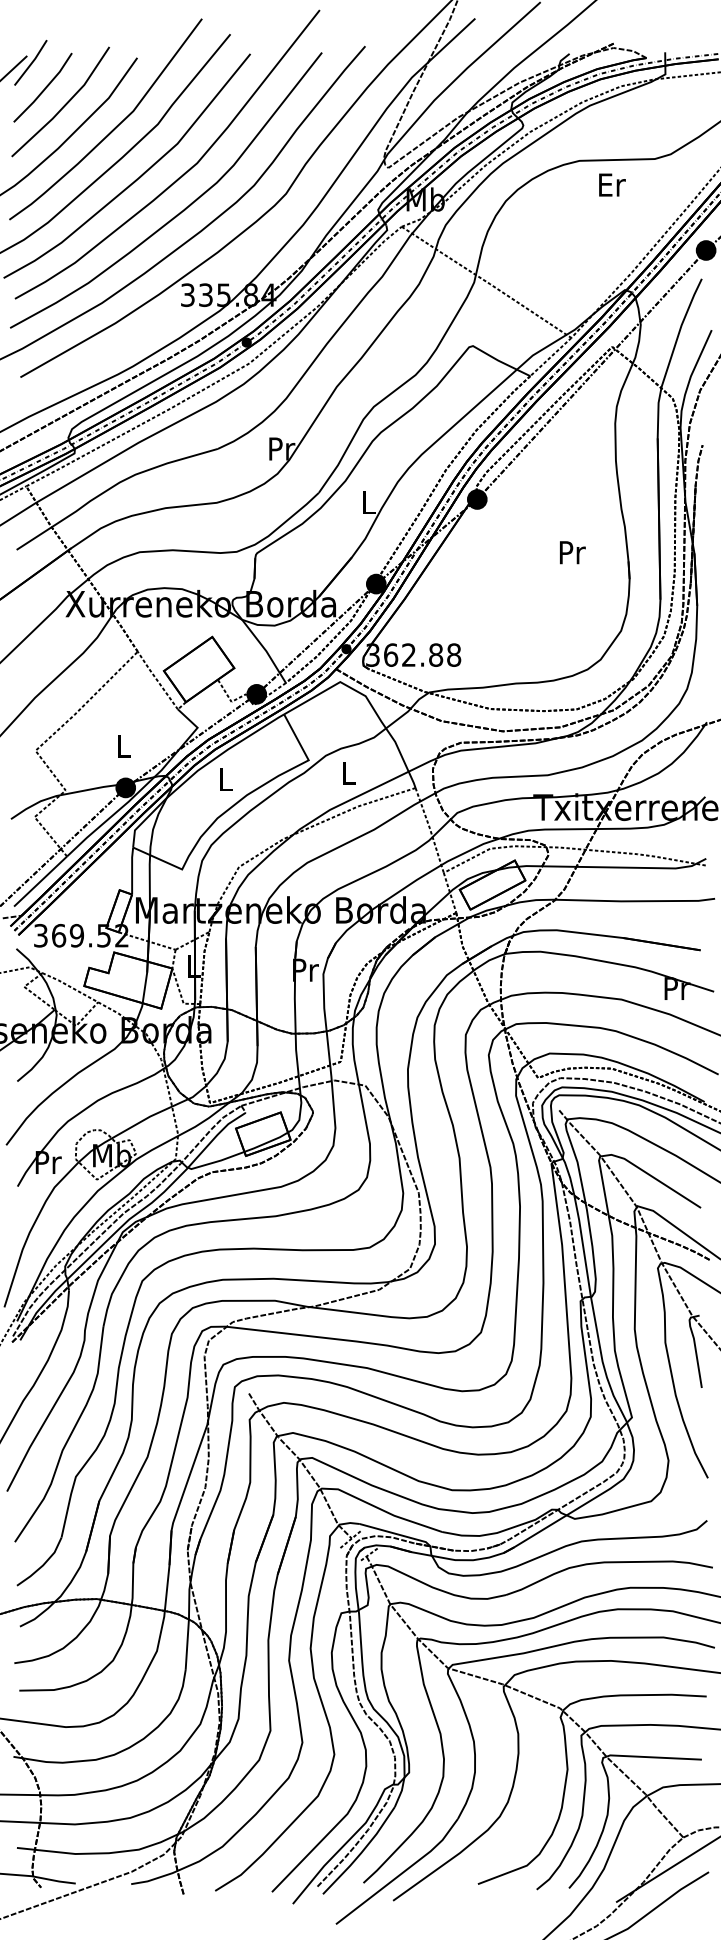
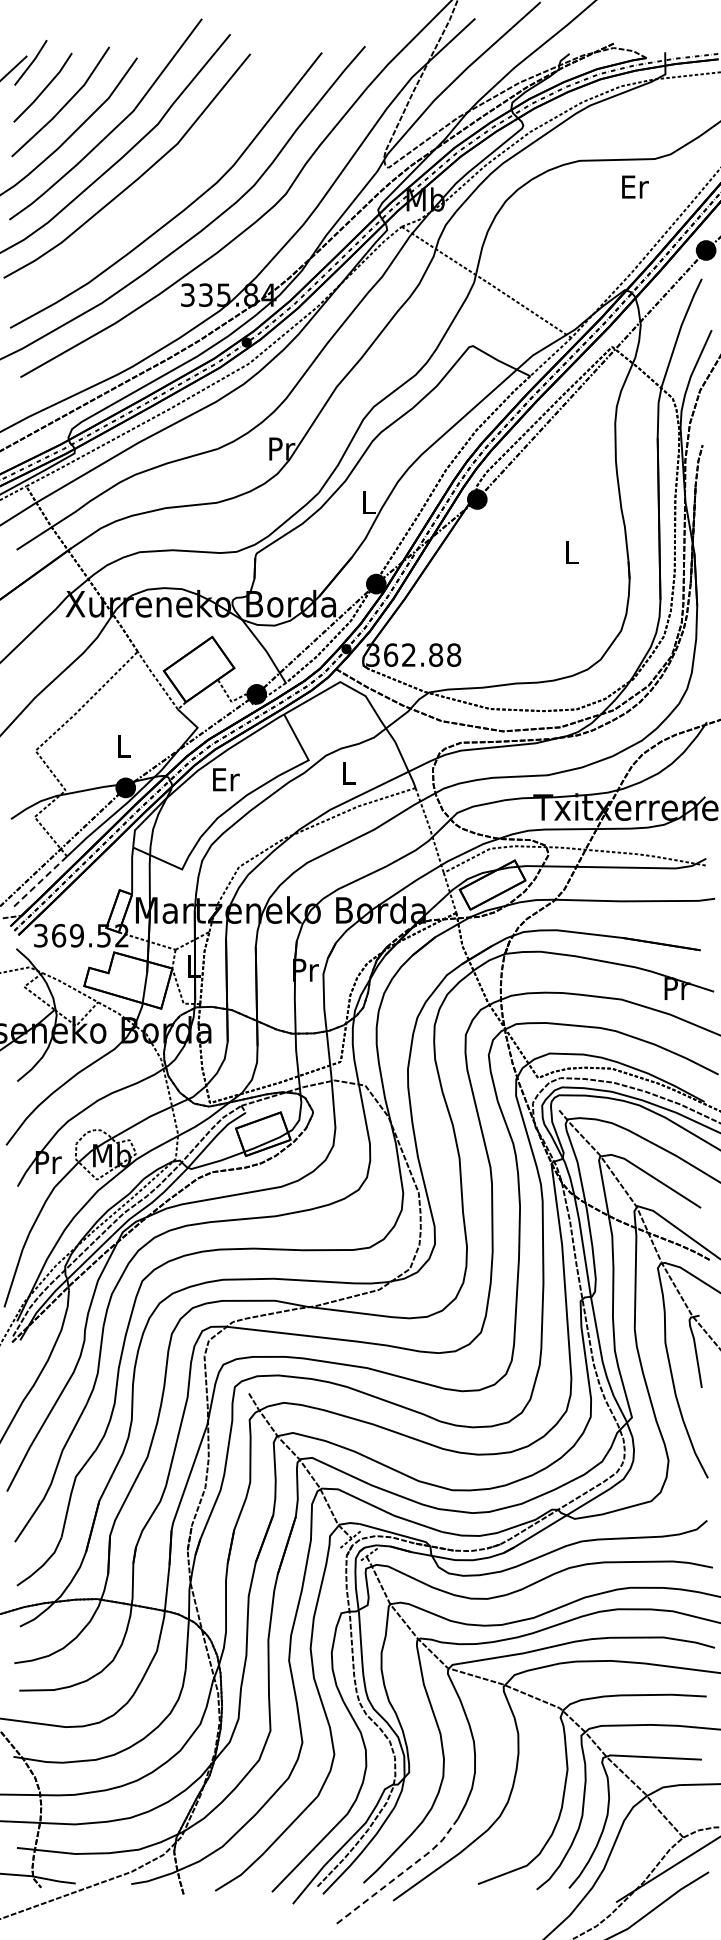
curve: present -> none (184, 172)
text position: (612, 184) -> (635, 186) (635, 186)
text: Pr -> L (572, 552)
text: L -> Er (226, 779)
line: solid -> dashed (40, 881)
line: solid -> dashed (401, 1873)
